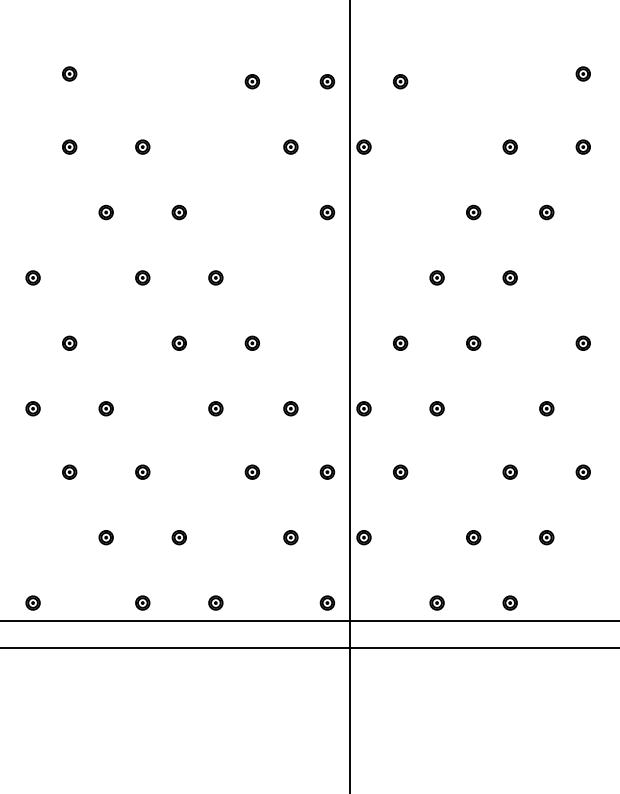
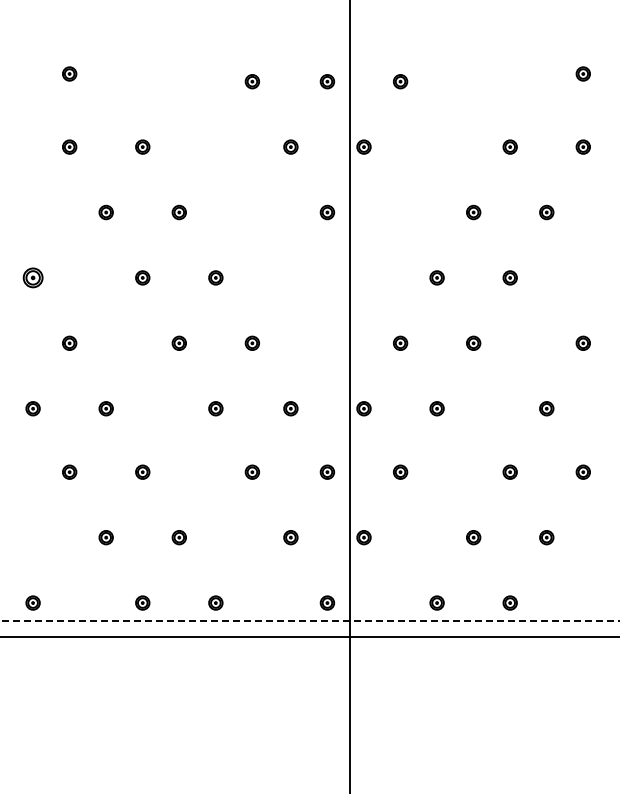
part size: 16x16 px -> 22x22 px (32, 277)
line: solid -> dashed (310, 621)
line position: (309, 648) -> (309, 637) (309, 637)
